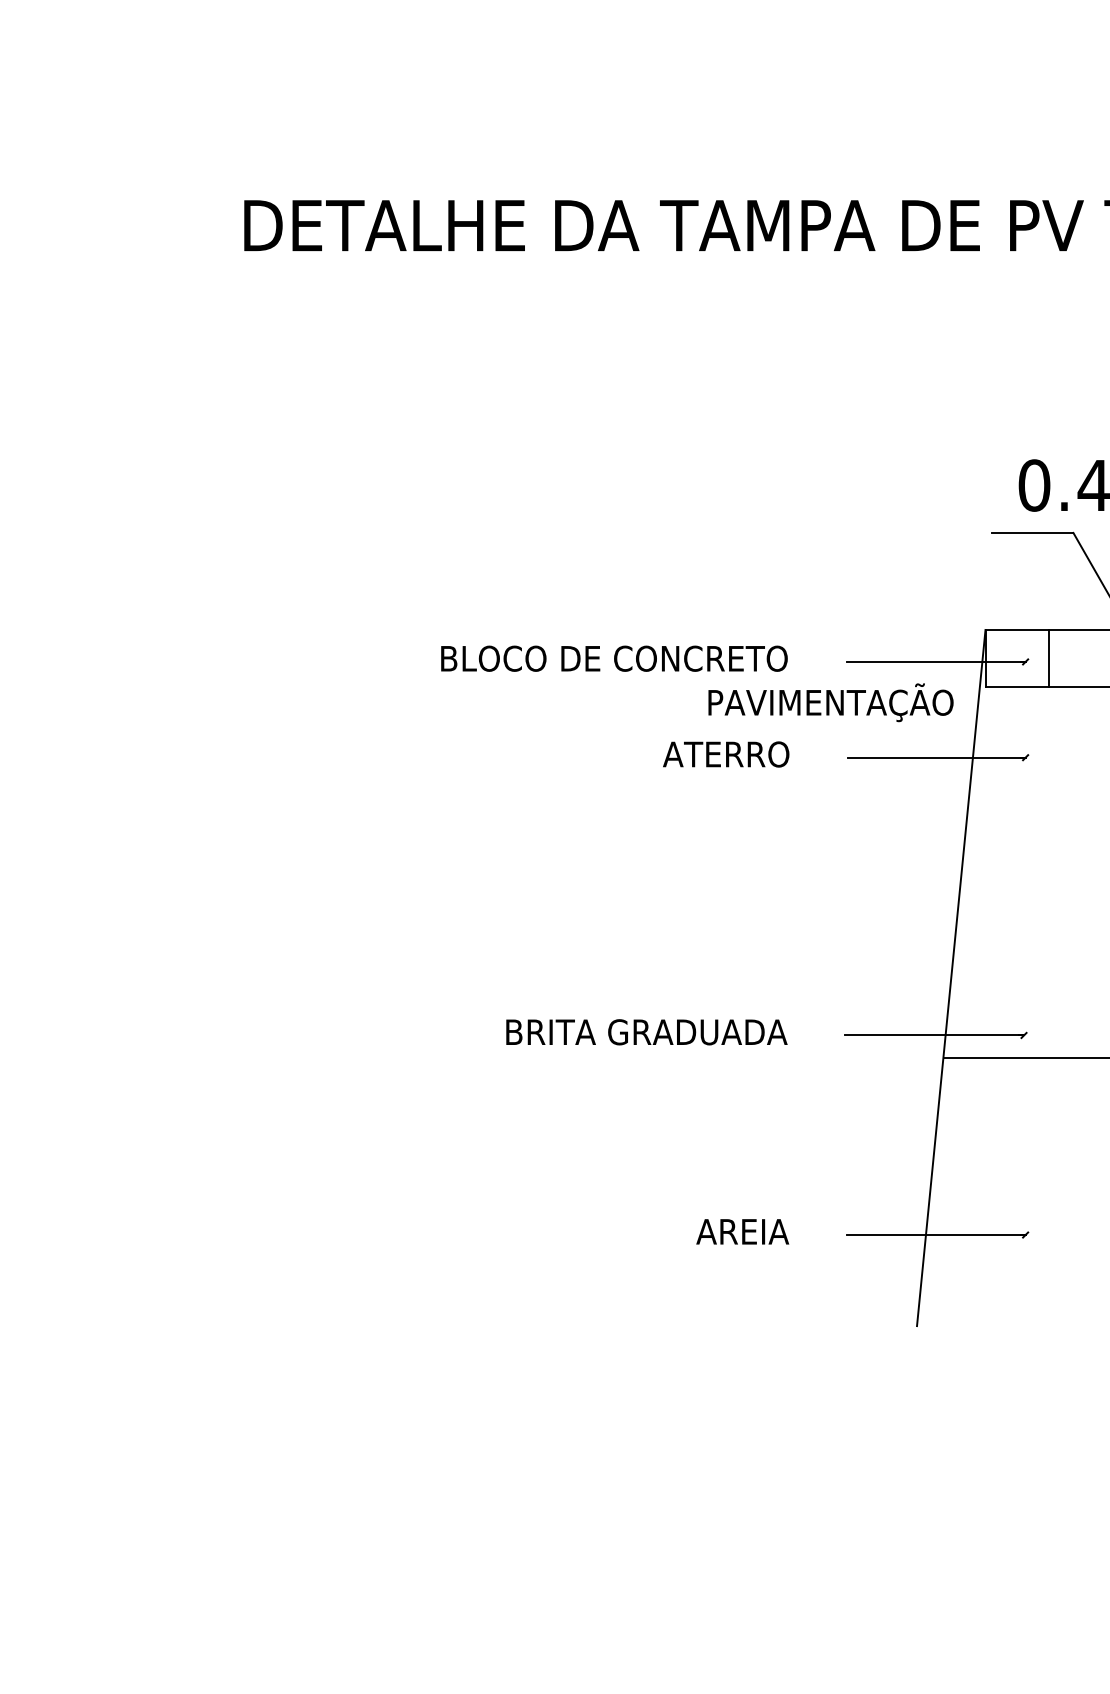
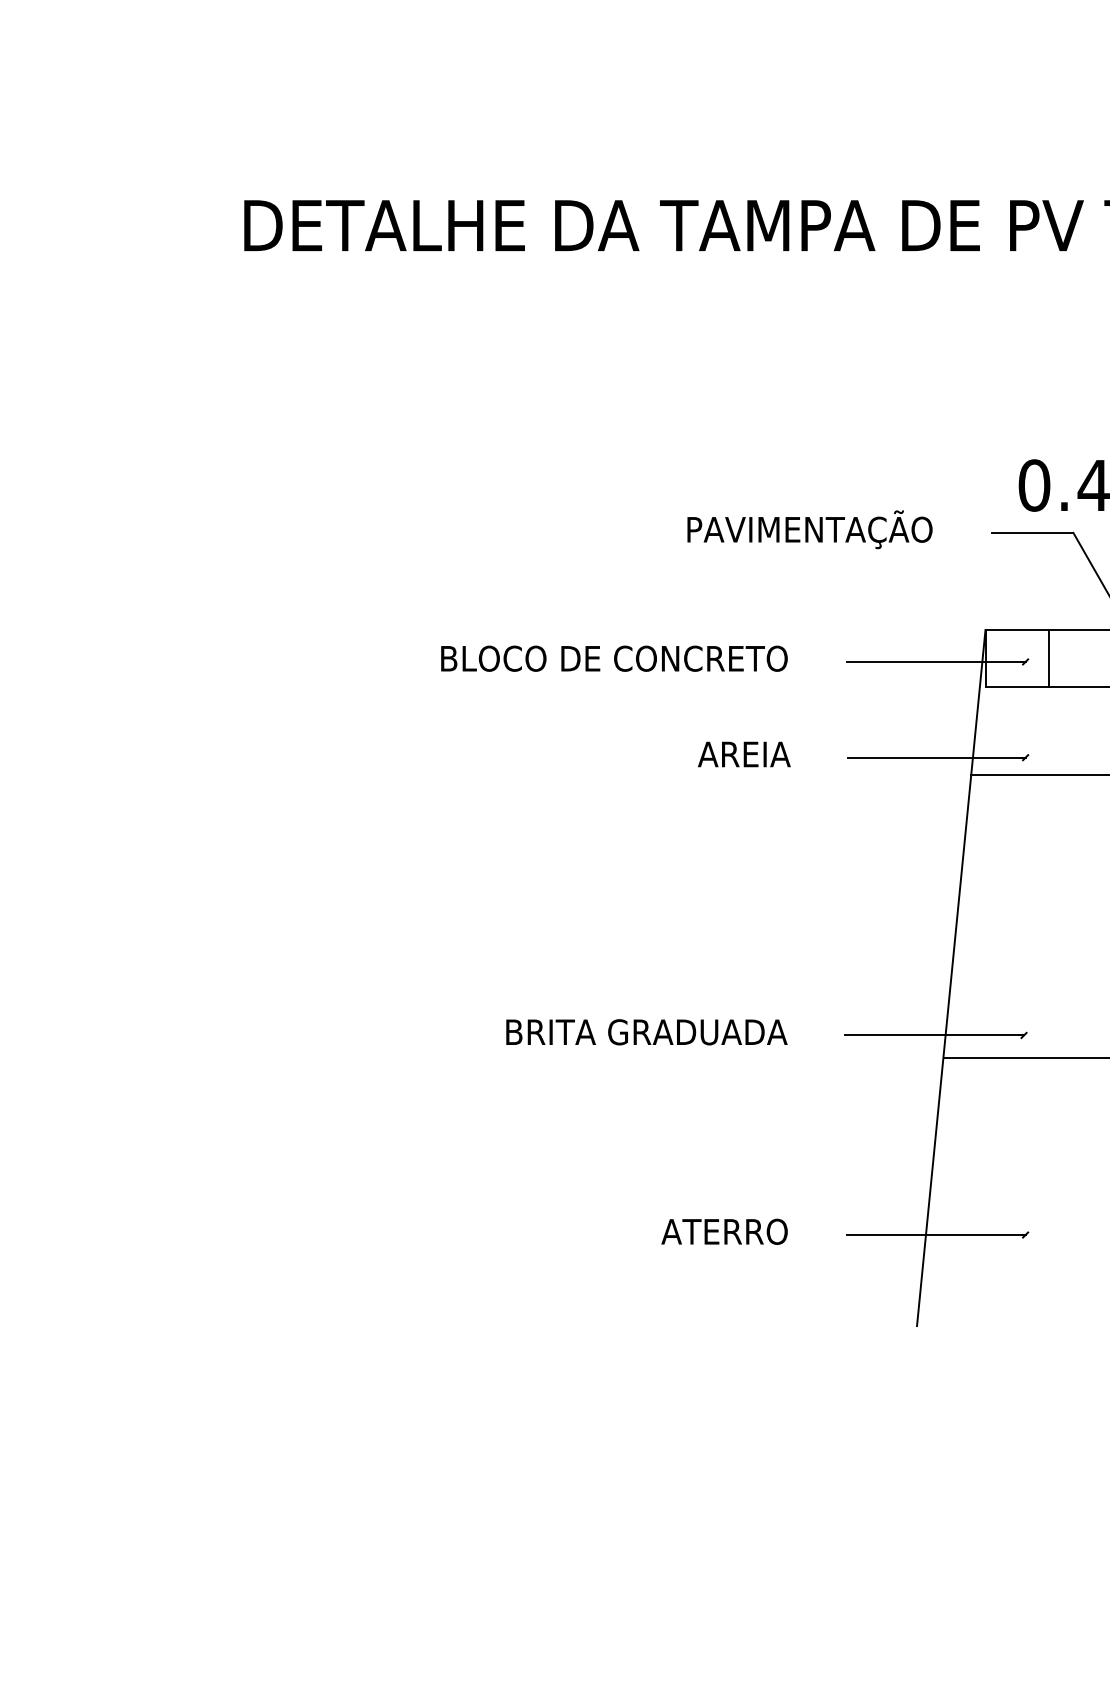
text position: (830, 702) -> (809, 529) (809, 529)
text: ATERRO -> AREIA (726, 754)
line: none -> present (1038, 775)
text: AREIA -> ATERRO (725, 1231)
